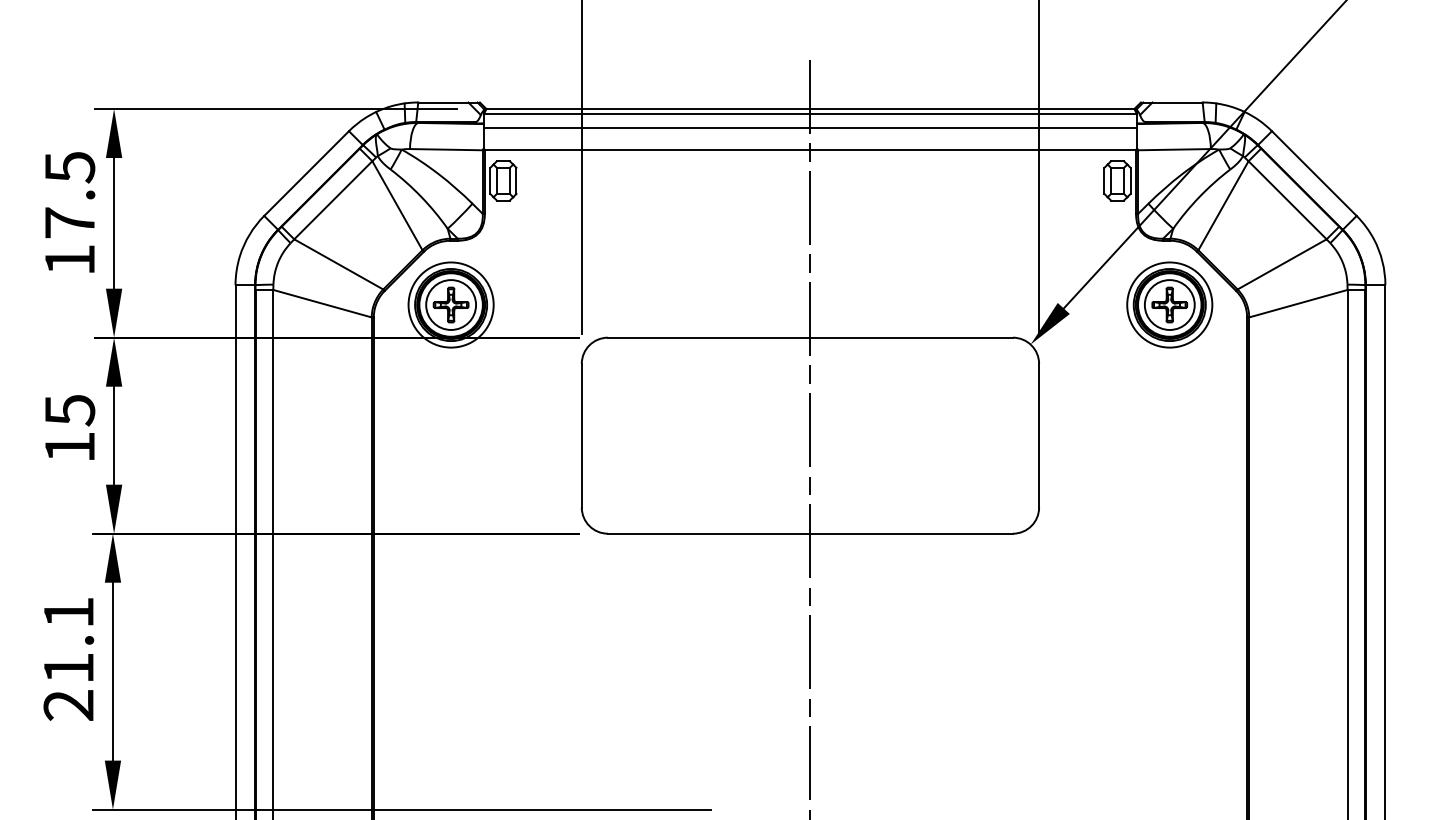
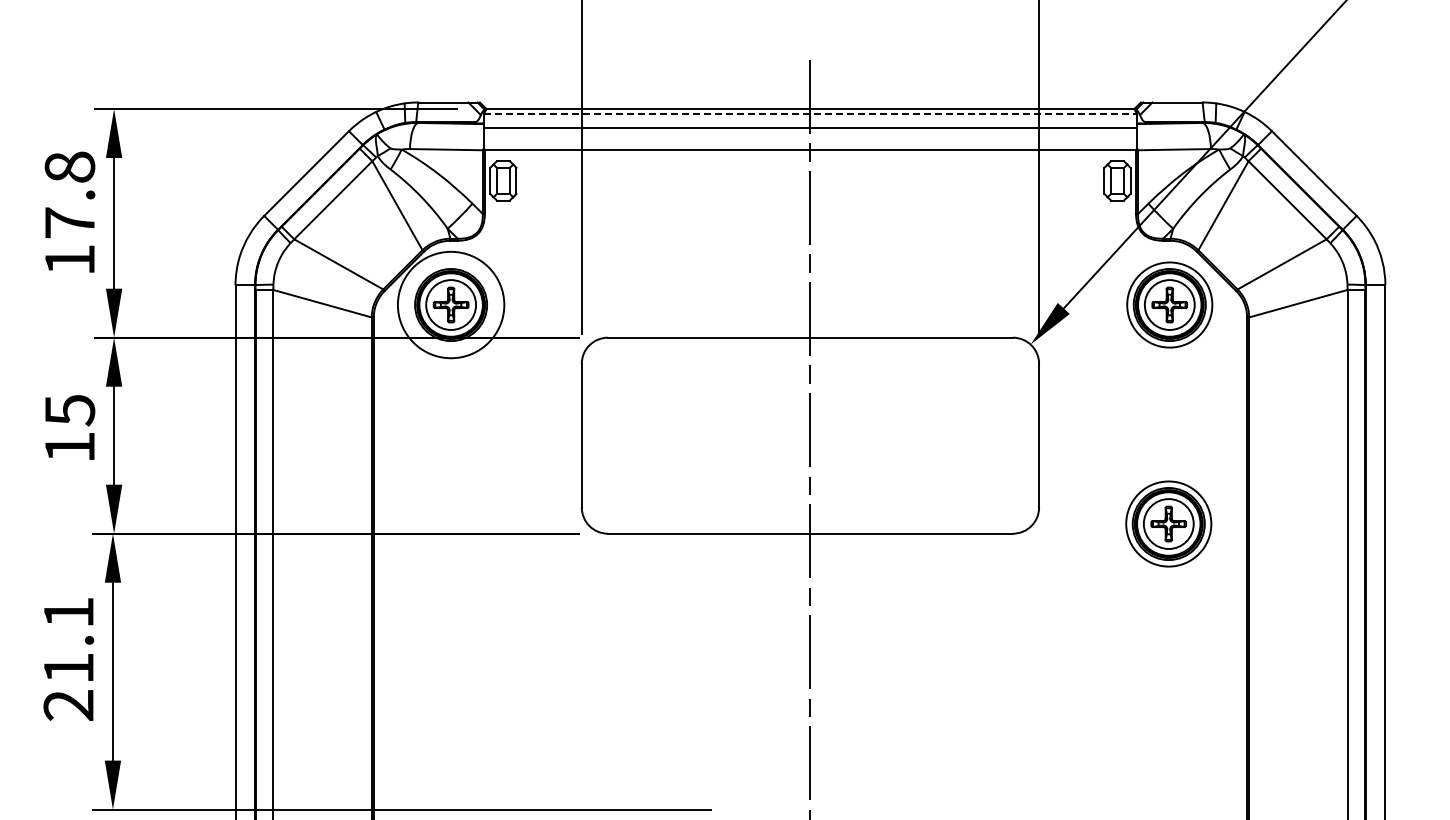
line: solid -> dashed (810, 114)
text: 17.5 -> 17.8 (69, 167)
circle diameter: 85 px -> 106 px (450, 304)
part: none -> present (1168, 523)
